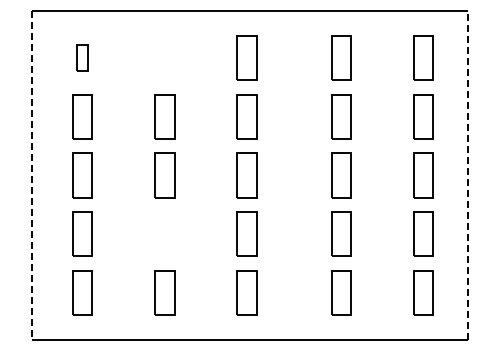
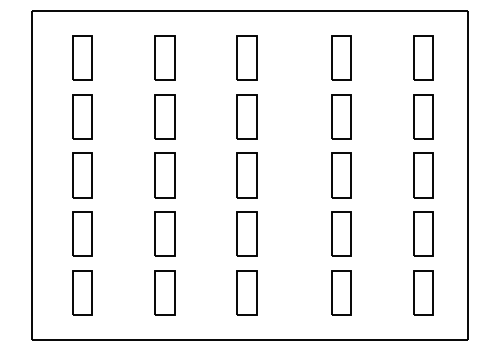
part size: 13x28 px -> 21x46 px (82, 57)
part: none -> present (164, 57)
line: dashed -> solid (32, 175)
line: dashed -> solid (467, 175)
part: none -> present (164, 233)
